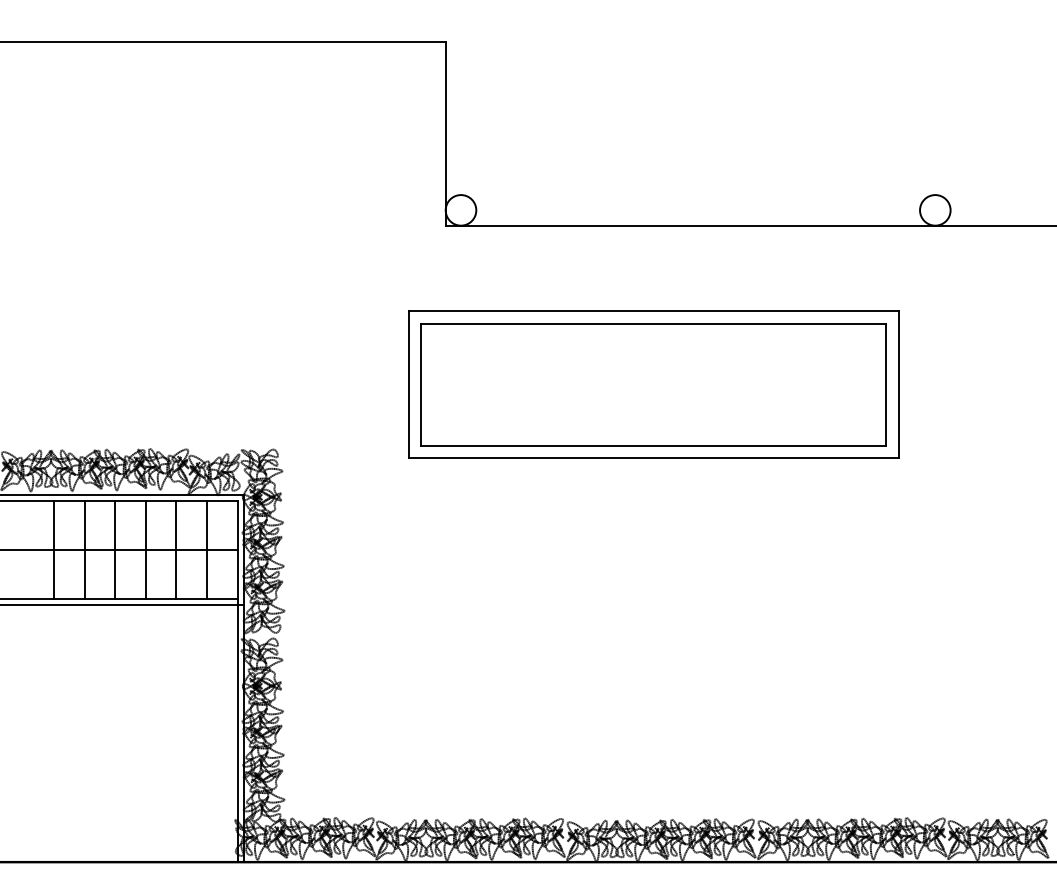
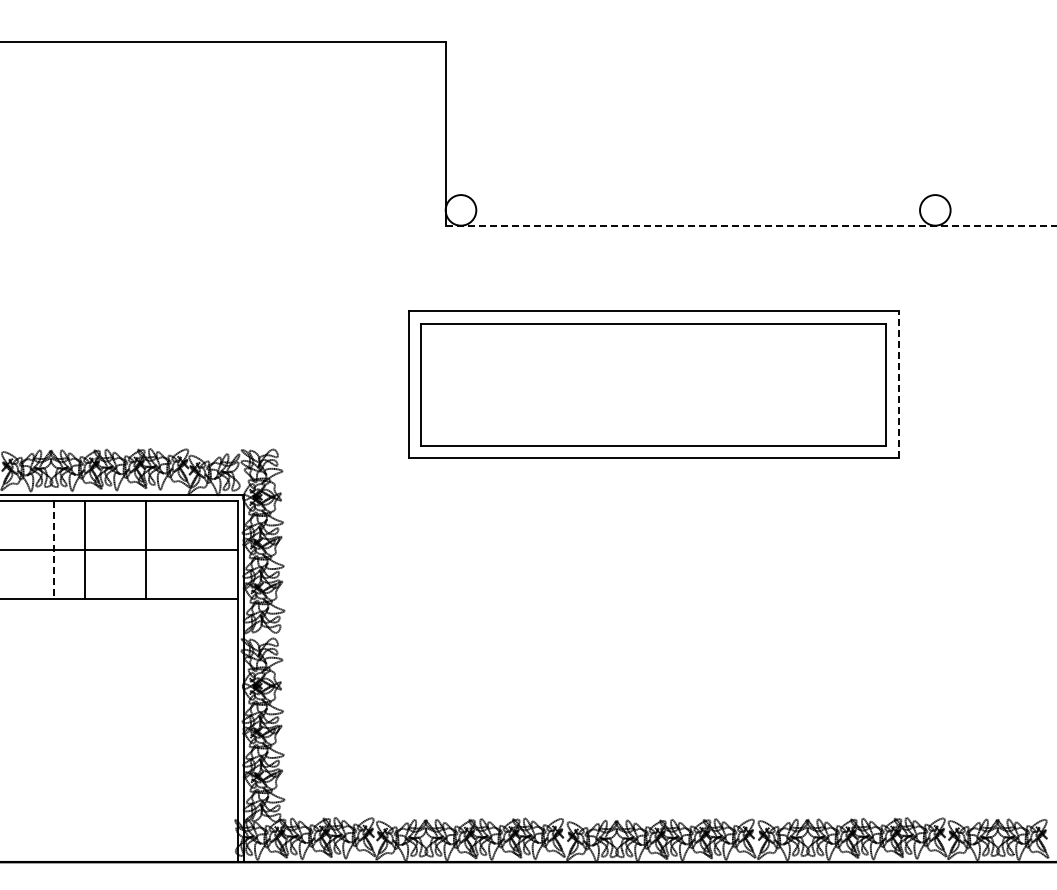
line: solid -> dashed (751, 225)
line: solid -> dashed (898, 384)
line: present -> none (115, 549)
line: present -> none (176, 549)
line: present -> none (207, 549)
line: solid -> dashed (54, 550)
line: present -> none (122, 605)
